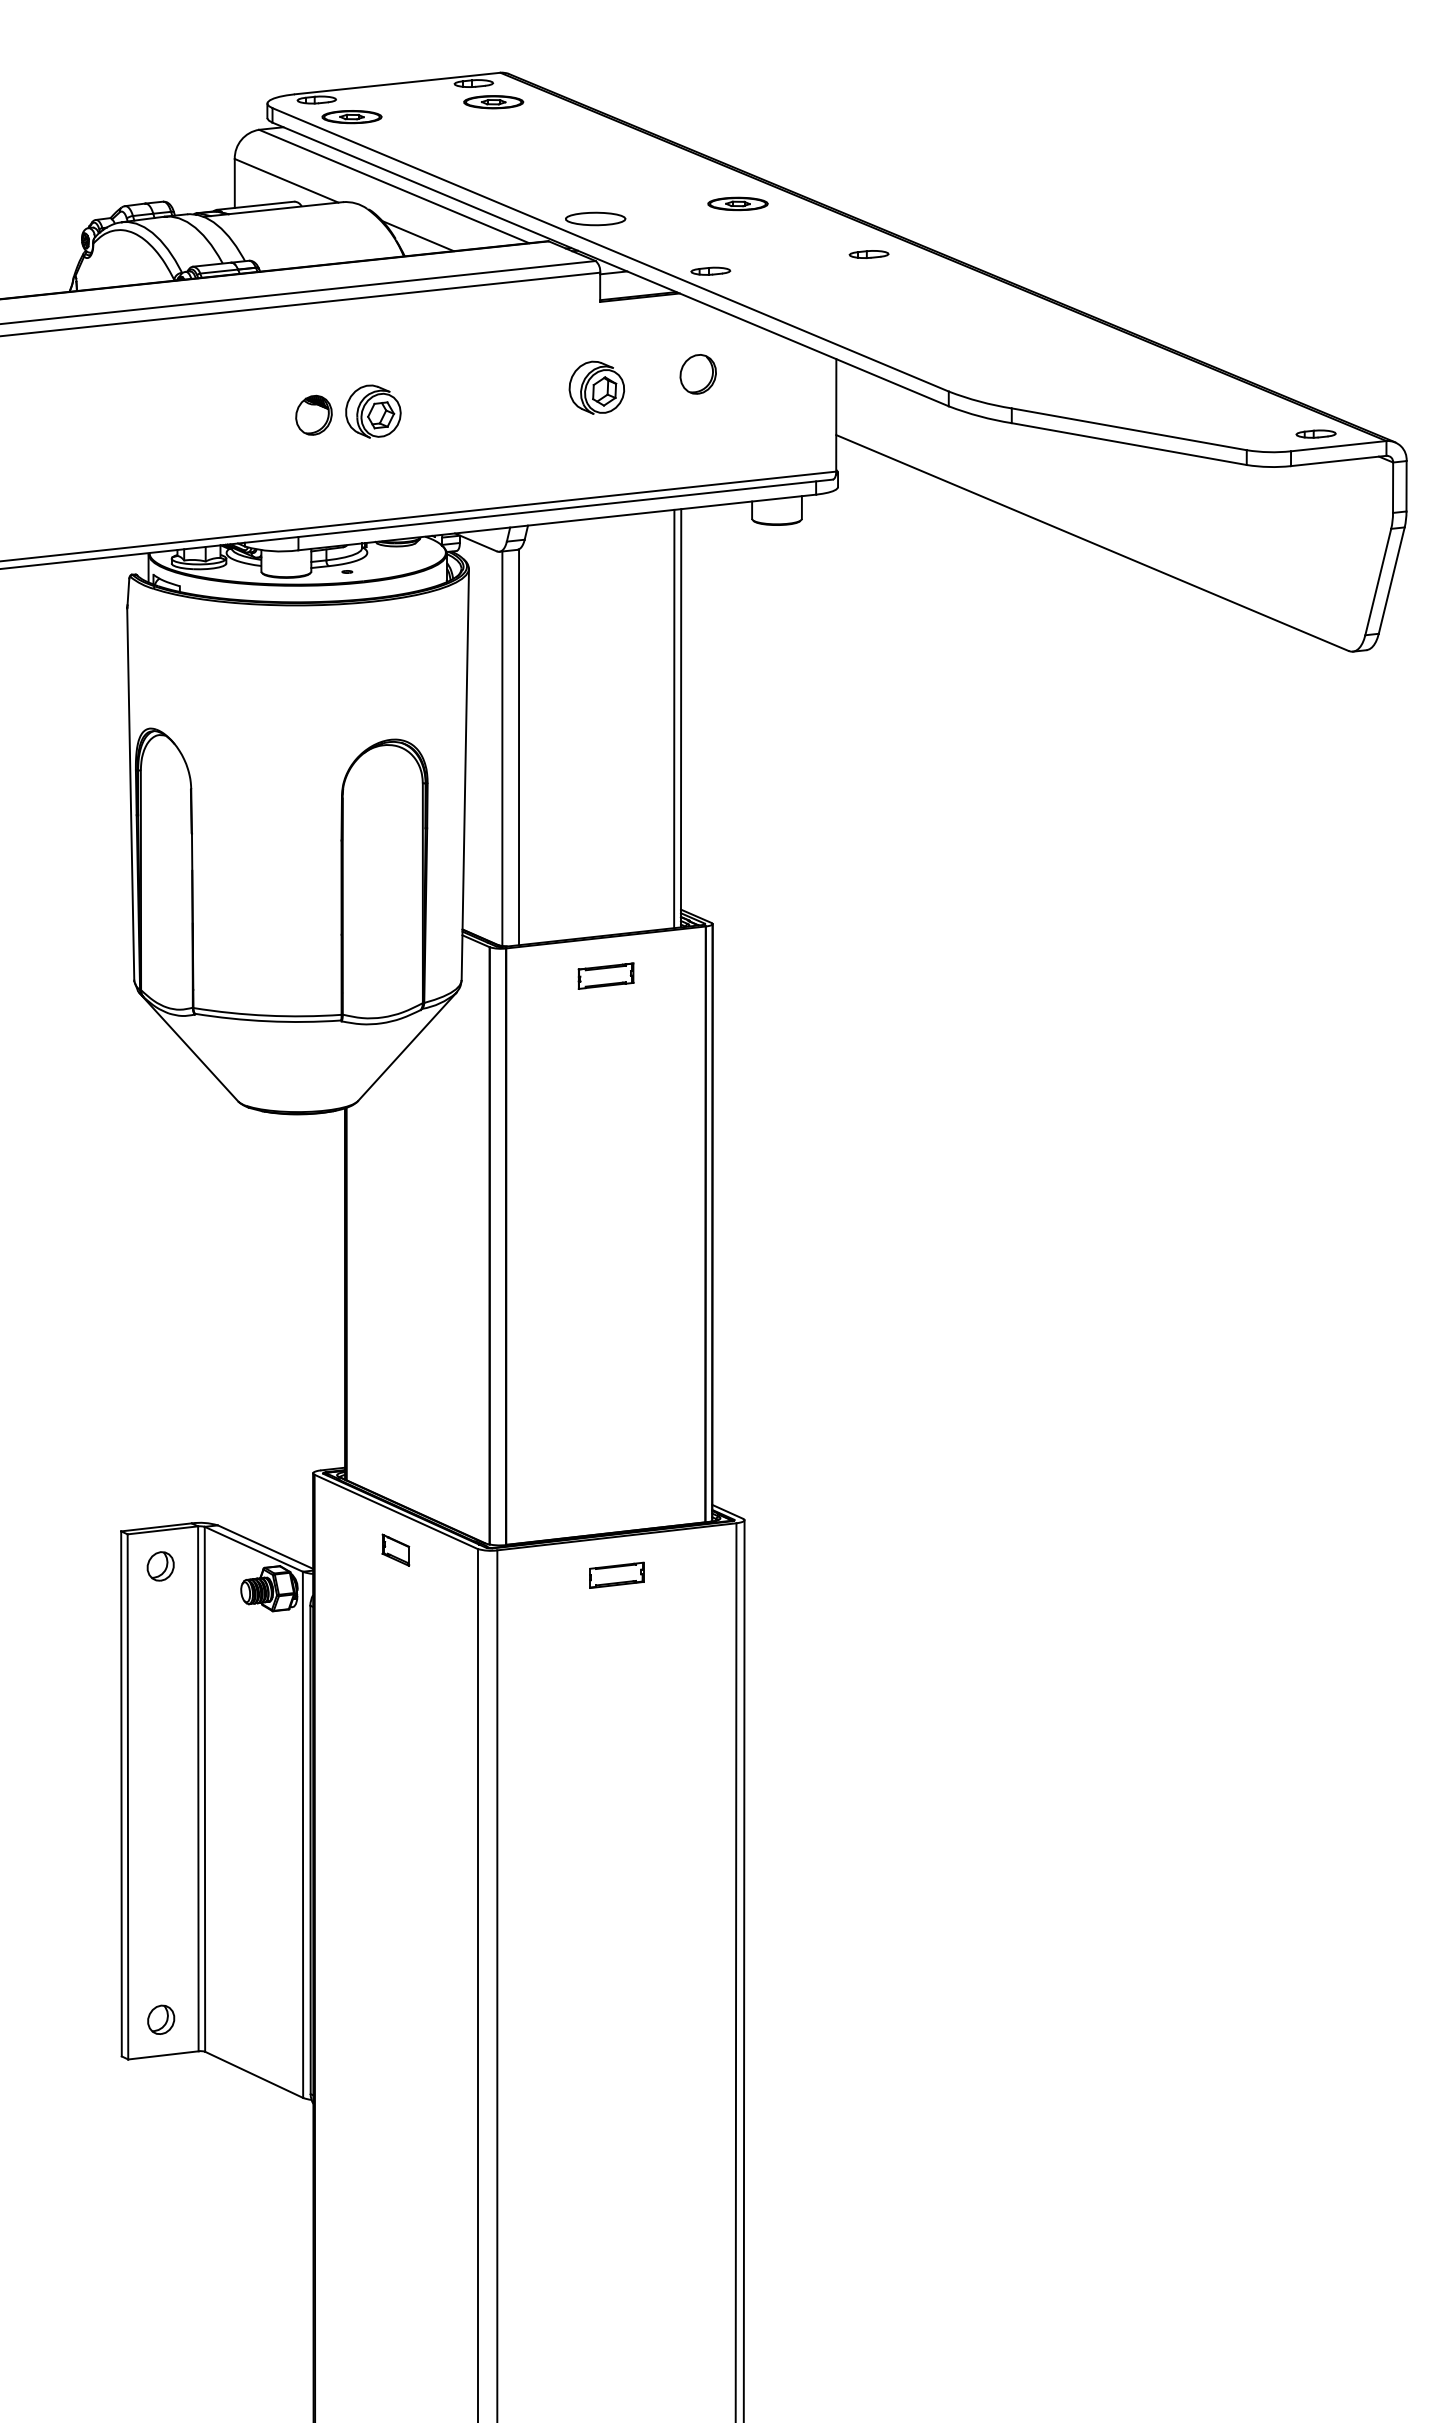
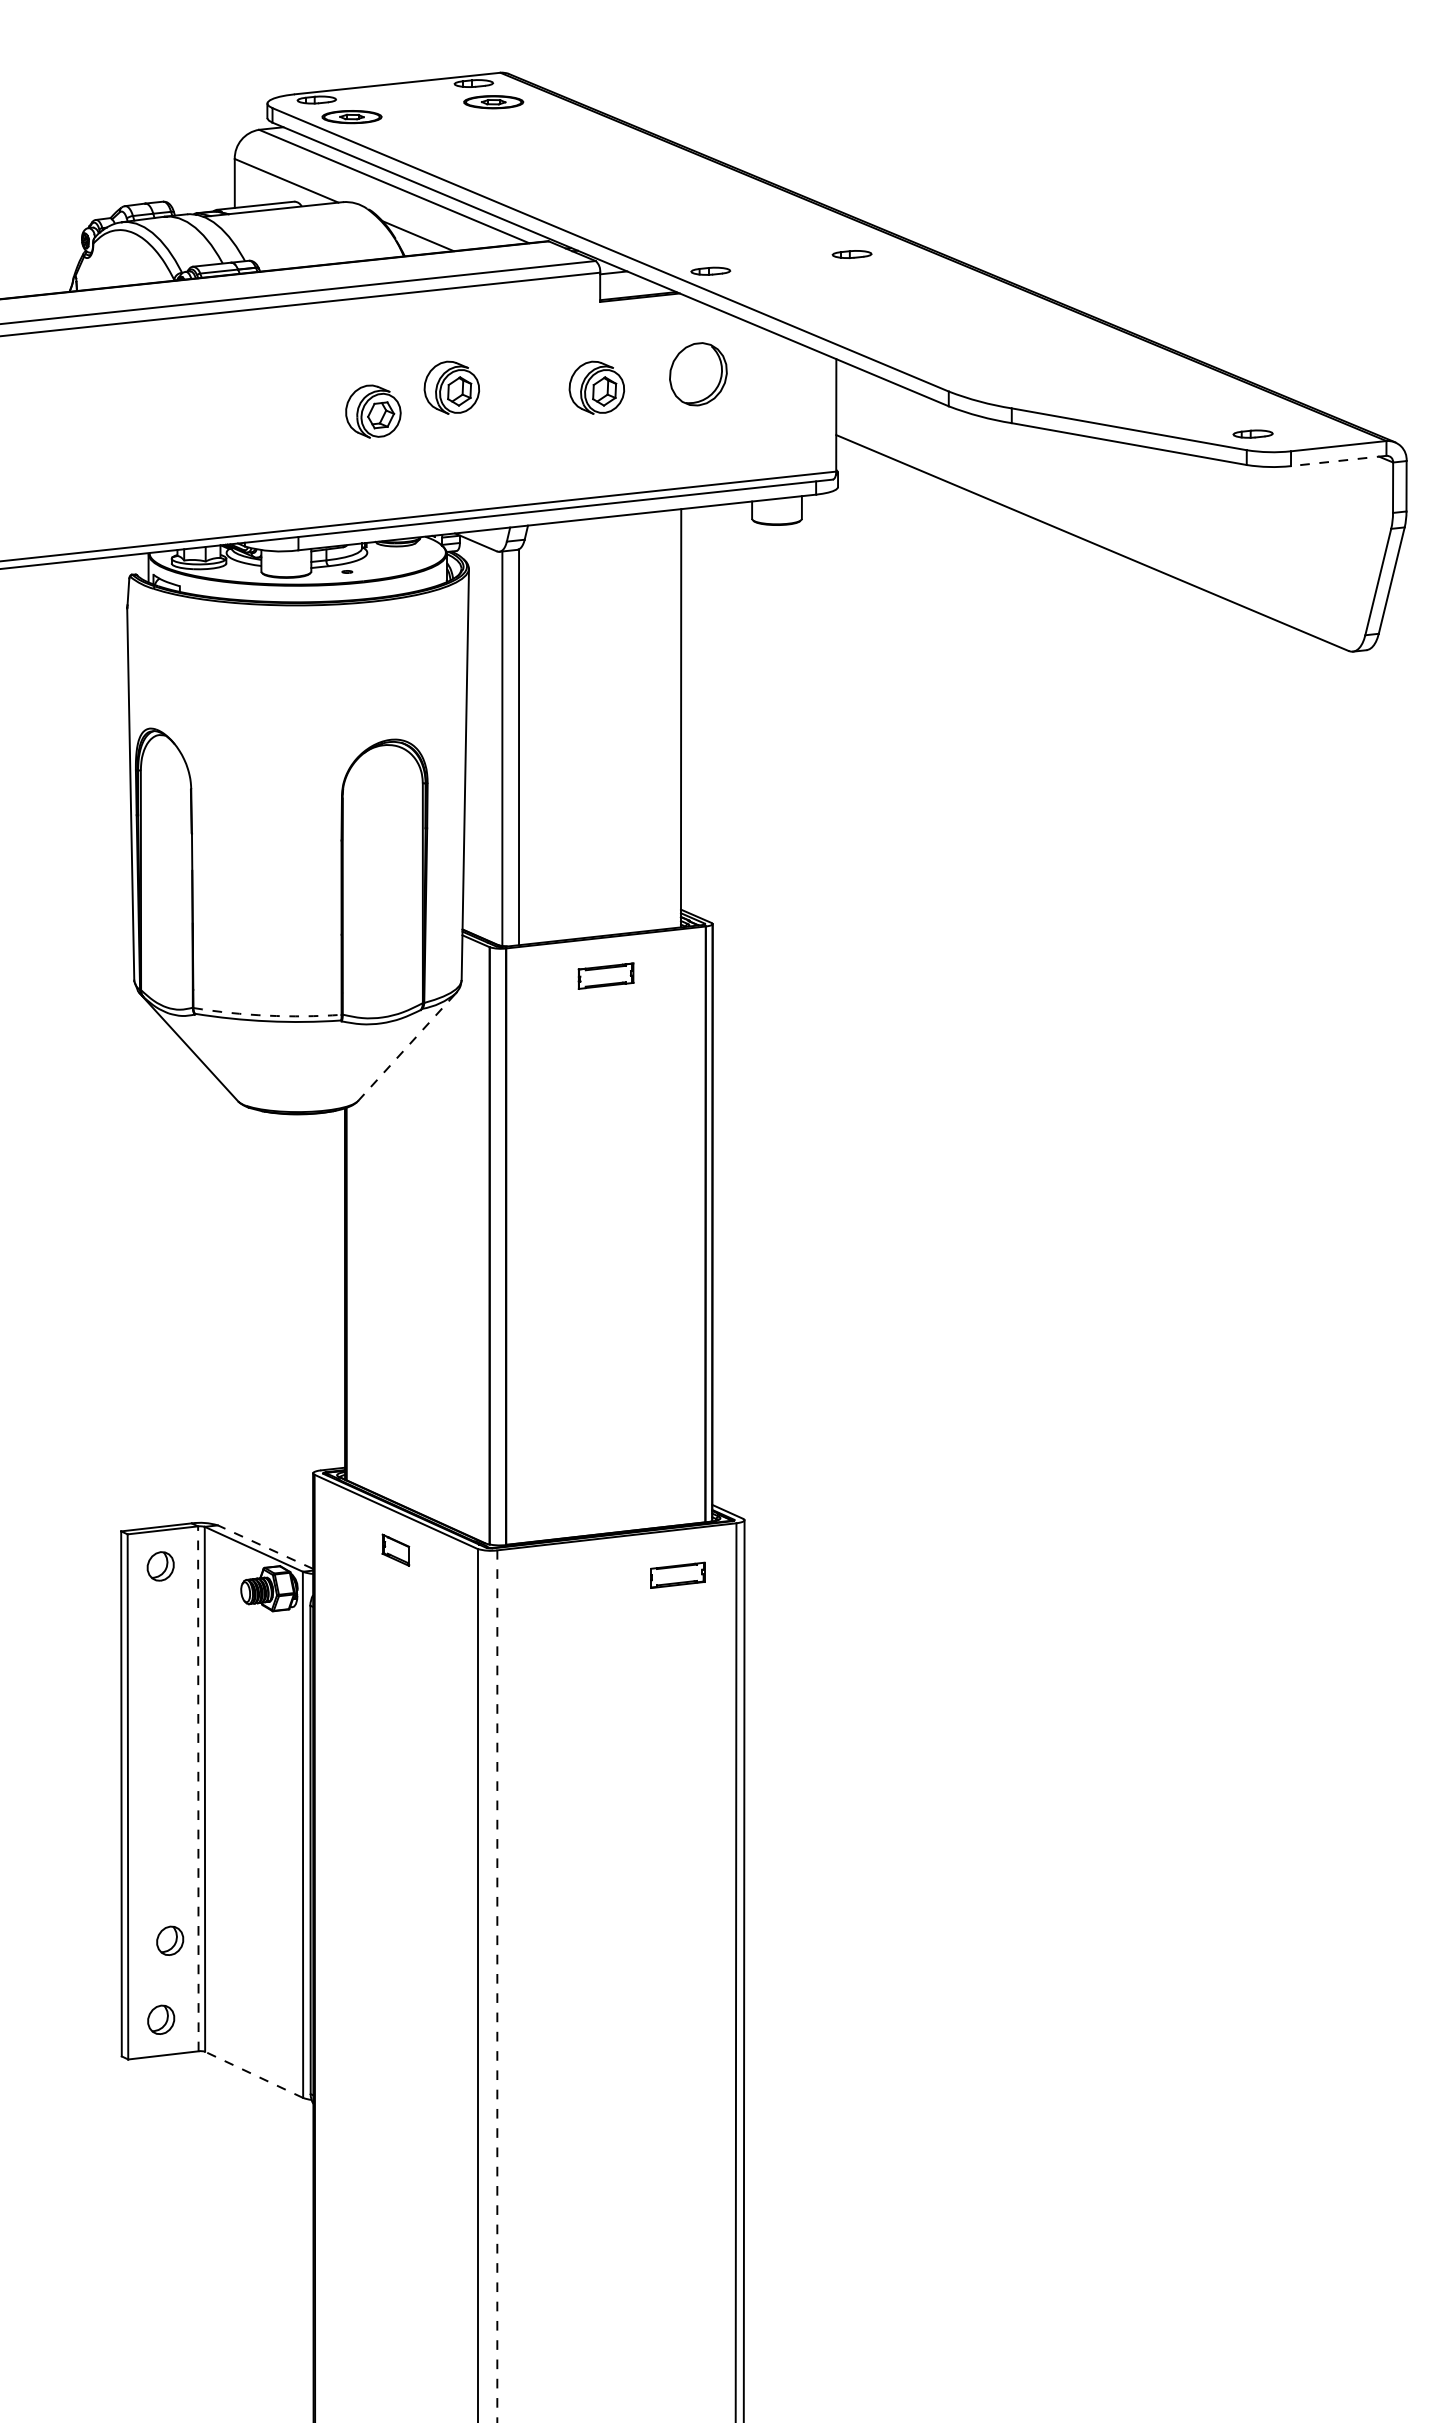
part: present -> none (737, 203)
part: present -> none (595, 218)
part position: (868, 254) -> (851, 254) (851, 254)
part size: 38x41 px -> 59x65 px (698, 374)
part: none -> present (451, 387)
part: present -> none (313, 414)
part position: (1315, 433) -> (1252, 433) (1252, 433)
line: solid -> dashed (1338, 460)
line: present -> none (674, 718)
arc: solid -> dashed (267, 1015)
line: solid -> dashed (407, 1047)
line: solid -> dashed (265, 1546)
part position: (616, 1574) -> (677, 1574) (677, 1574)
line: solid -> dashed (198, 1788)
part: none -> present (170, 1940)
line: solid -> dashed (497, 1986)
line: solid -> dashed (253, 2074)
